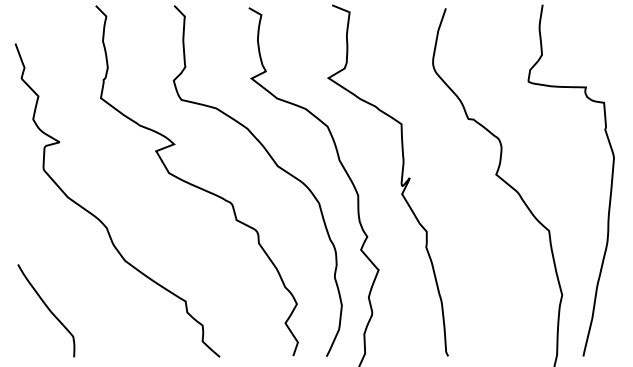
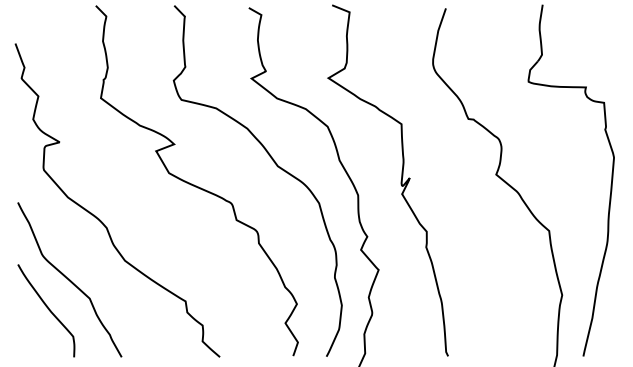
curve: none -> present (69, 279)
